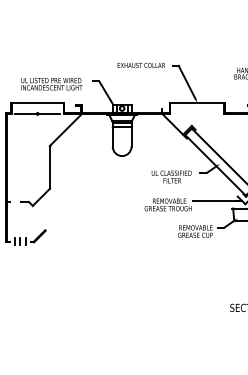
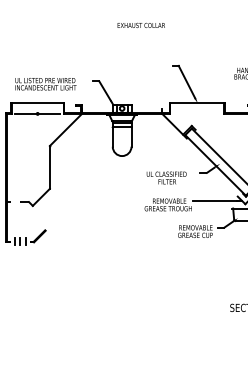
text position: (140, 64) -> (140, 24) (140, 24)
text position: (51, 84) -> (45, 84) (45, 84)
text position: (171, 176) -> (166, 177) (166, 177)
